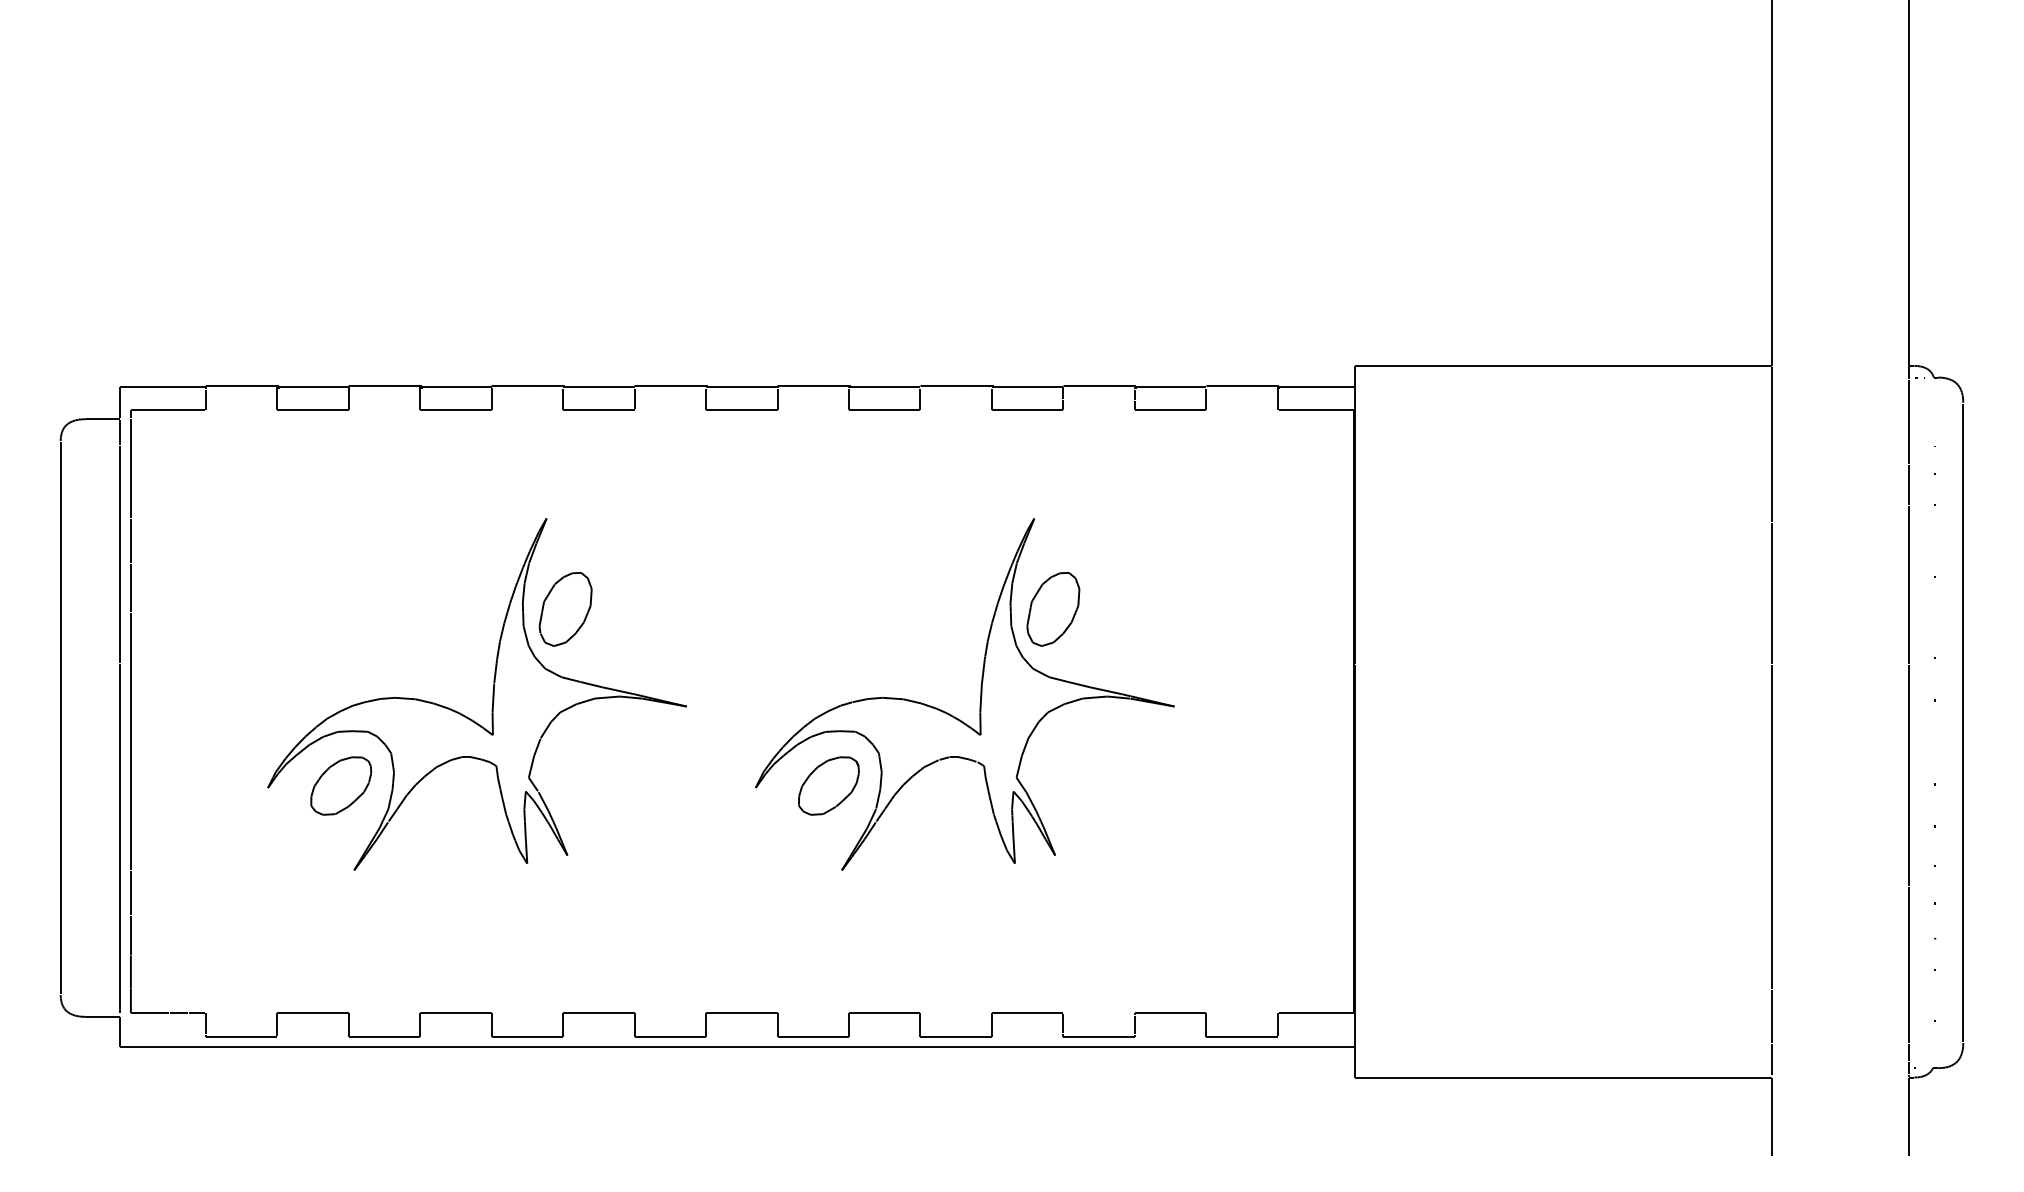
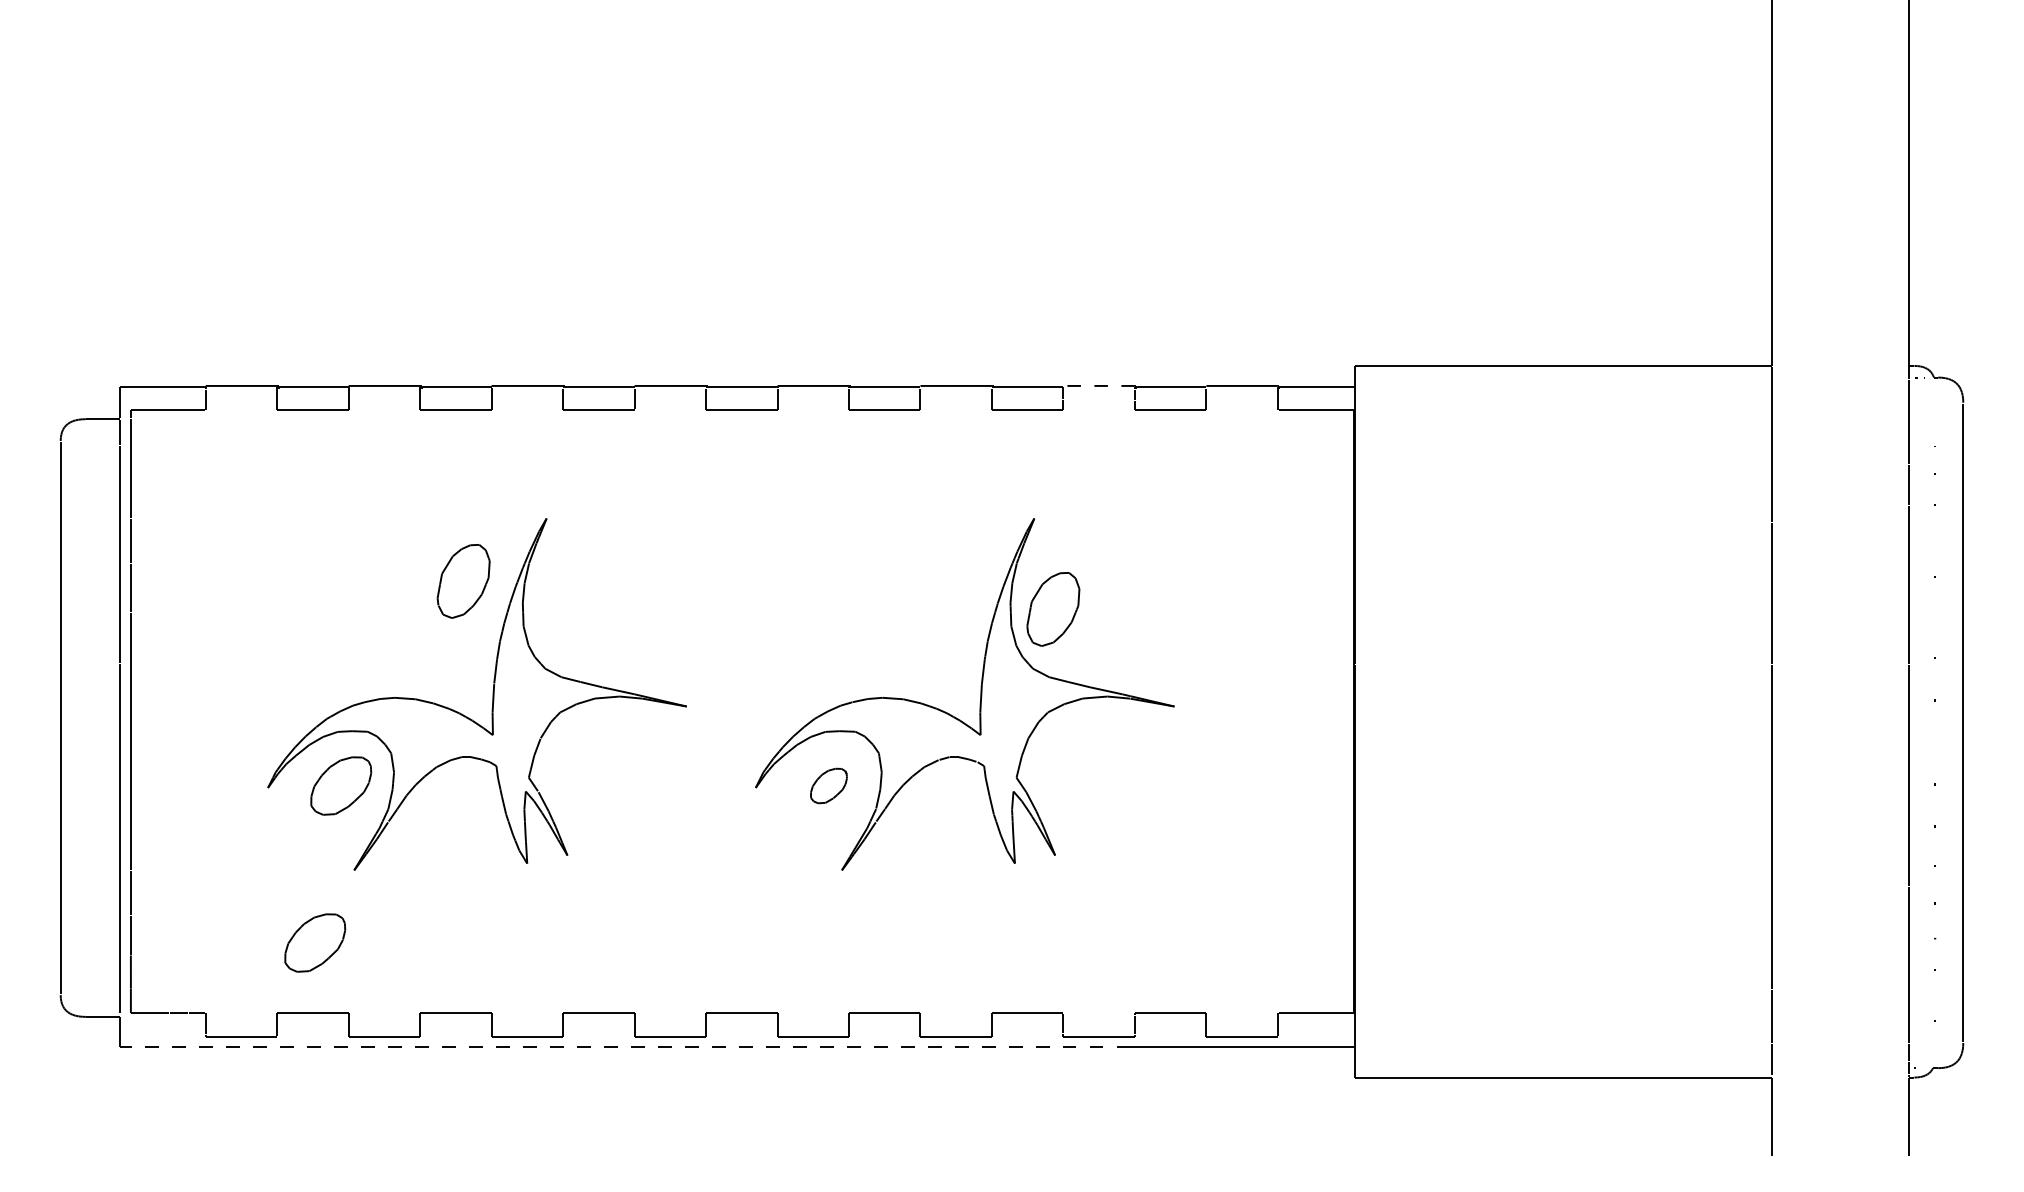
line: solid -> dashed (1099, 385)
part position: (565, 609) -> (463, 581) (463, 581)
part size: 62x60 px -> 38x38 px (828, 785)
part: none -> present (315, 942)
line: solid -> dashed (624, 1046)
